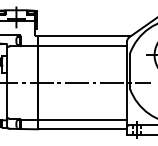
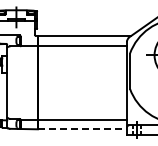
line: present -> none (76, 82)
line: solid -> dashed (82, 129)
